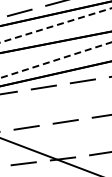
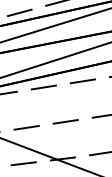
line: dashed -> solid (56, 25)
line: dashed -> solid (55, 60)
